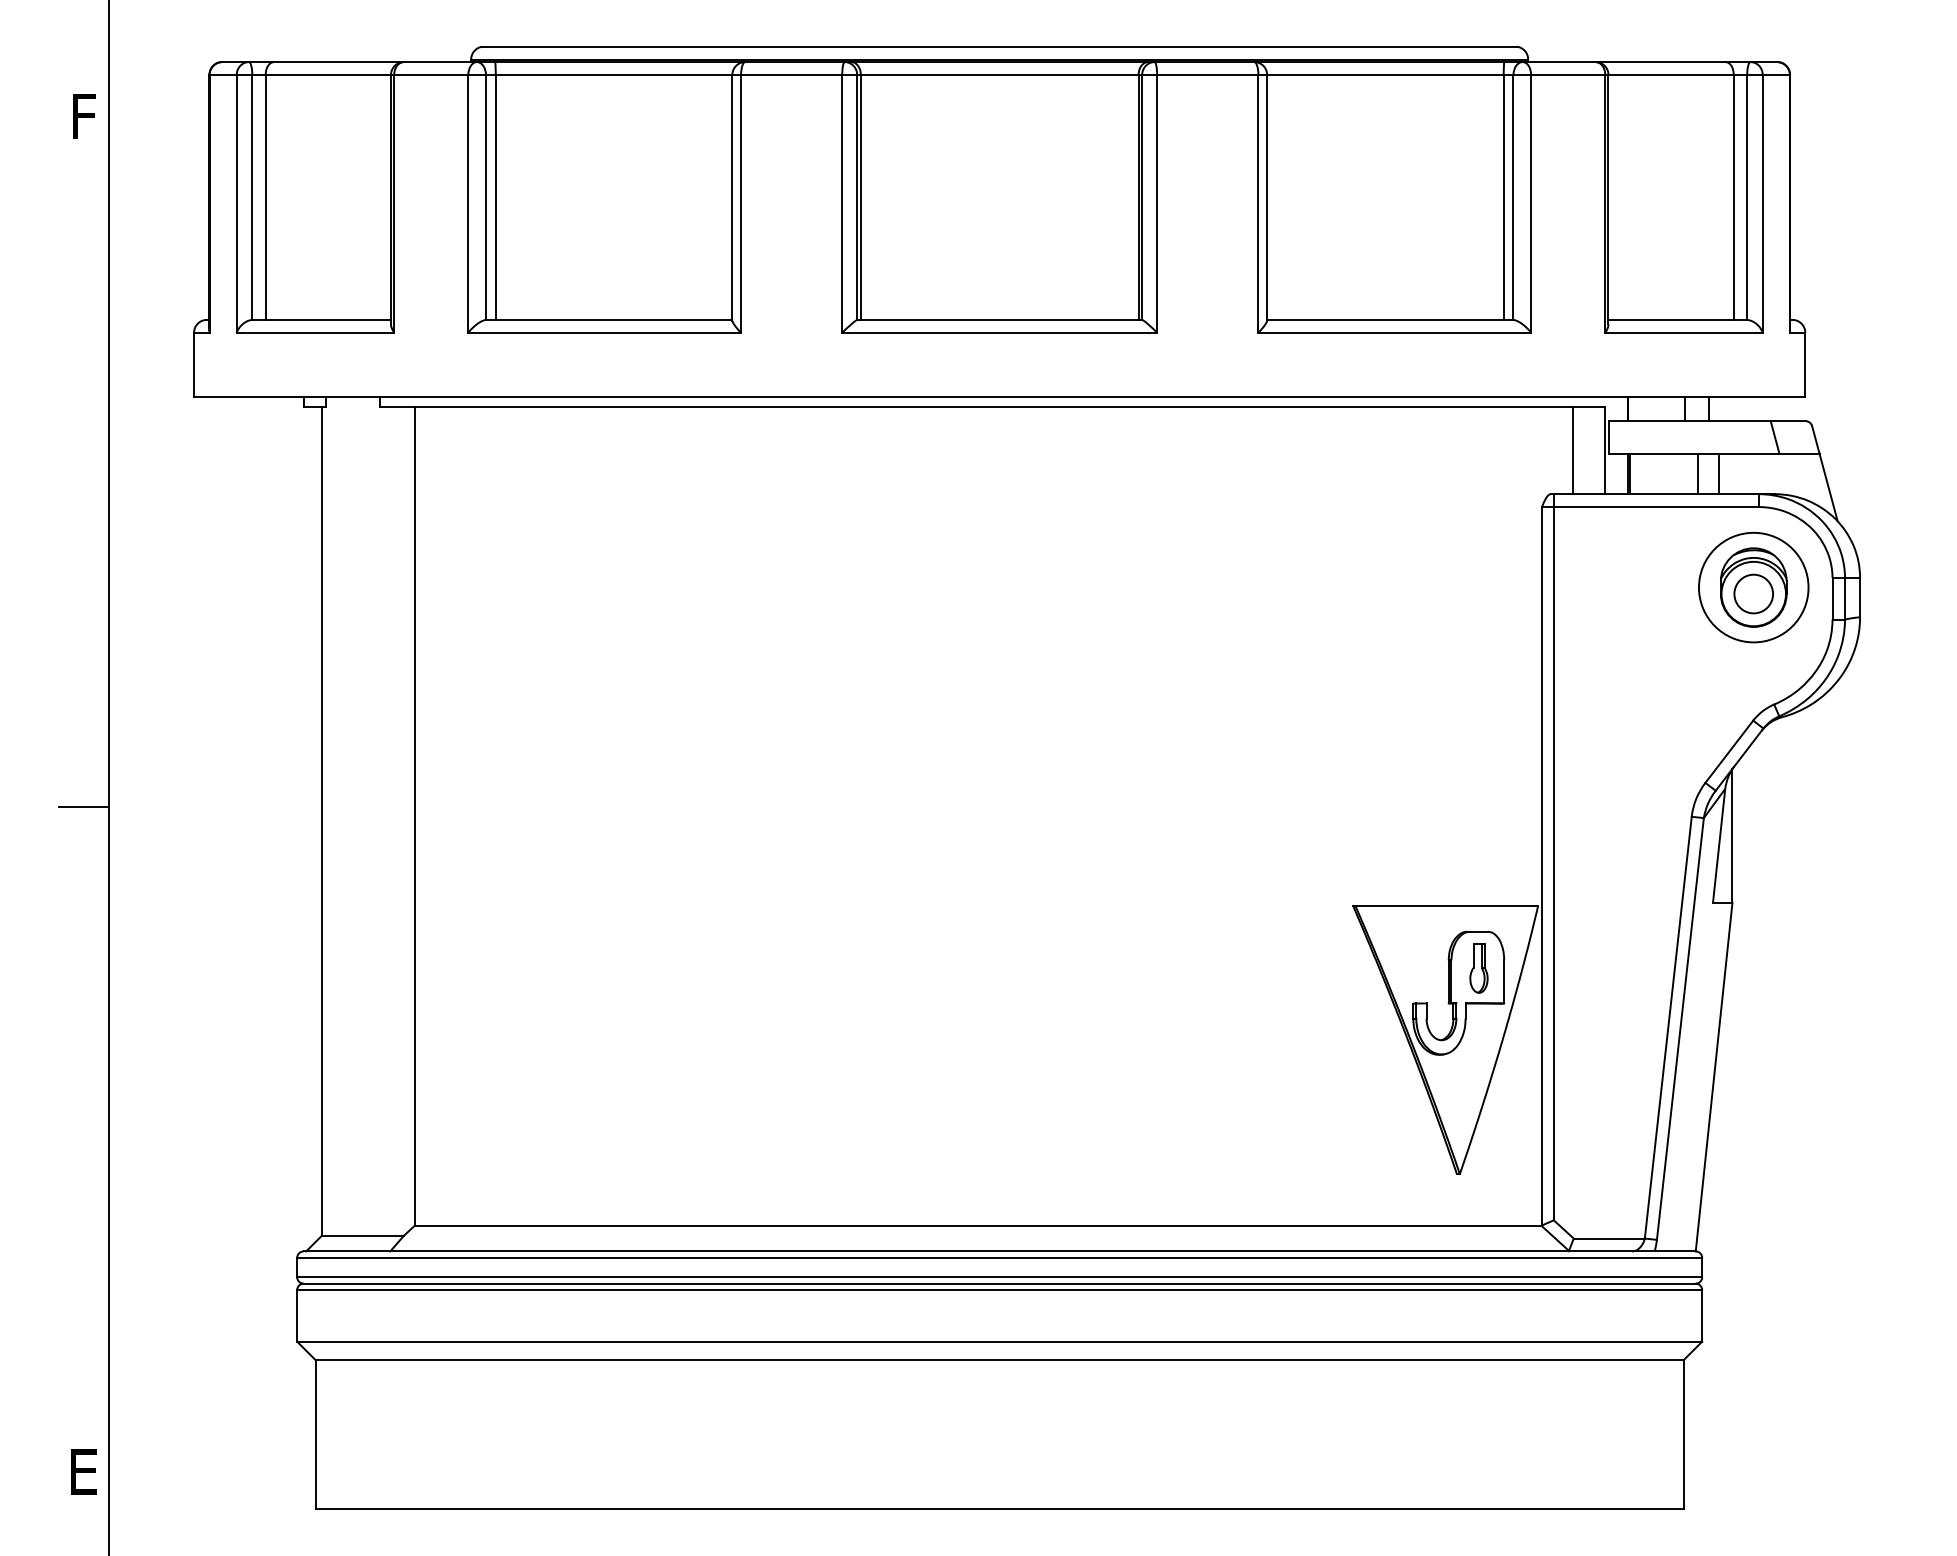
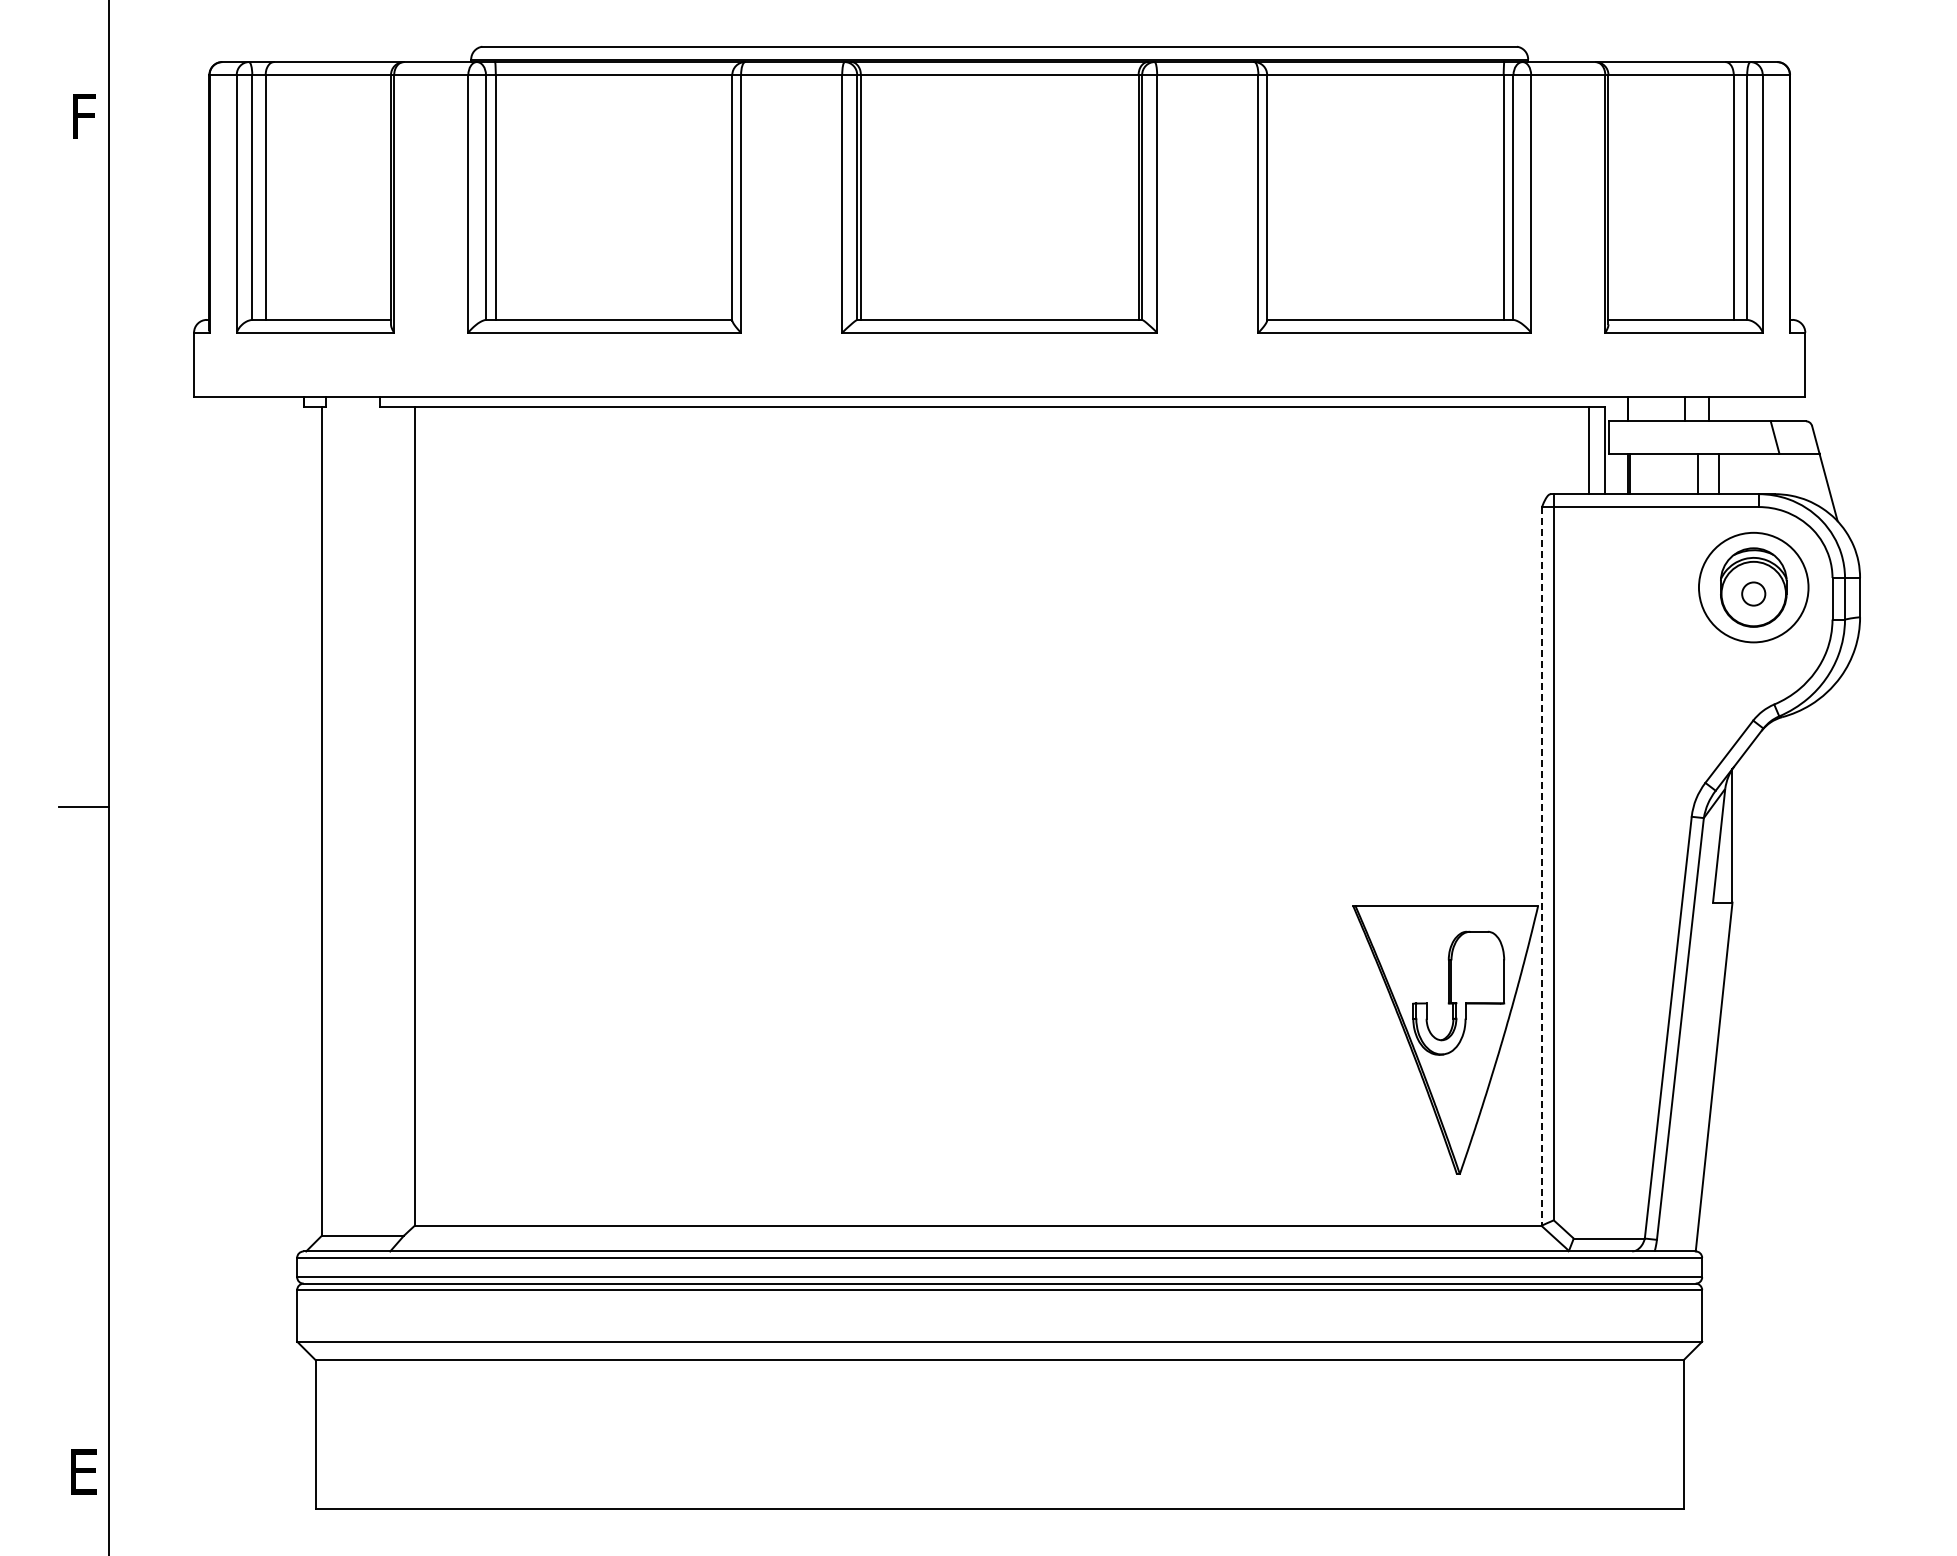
line position: (1572, 450) -> (1588, 450) (1588, 450)
circle diameter: 39 px -> 23 px (1753, 593)
line: solid -> dashed (1542, 866)
part: present -> none (1478, 968)
